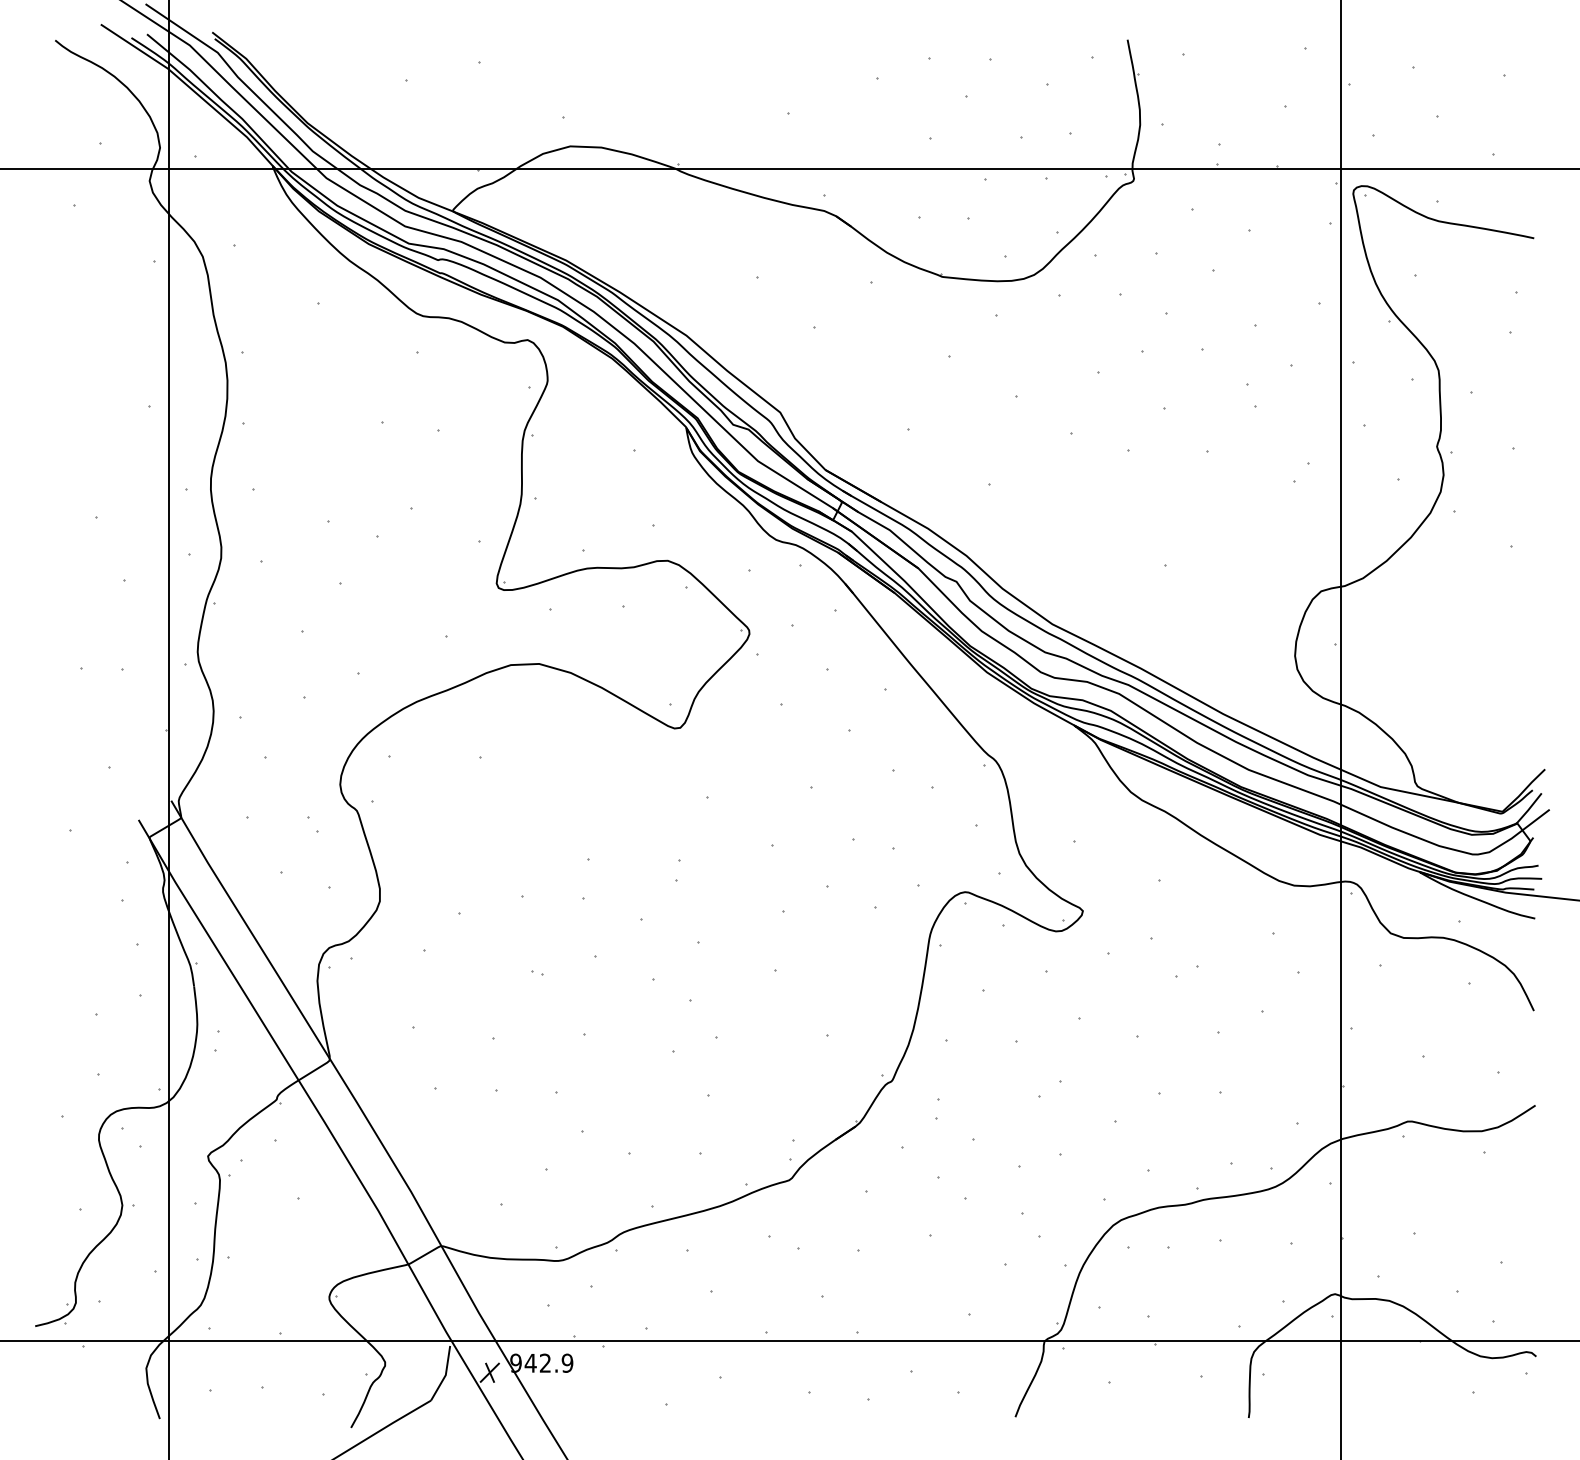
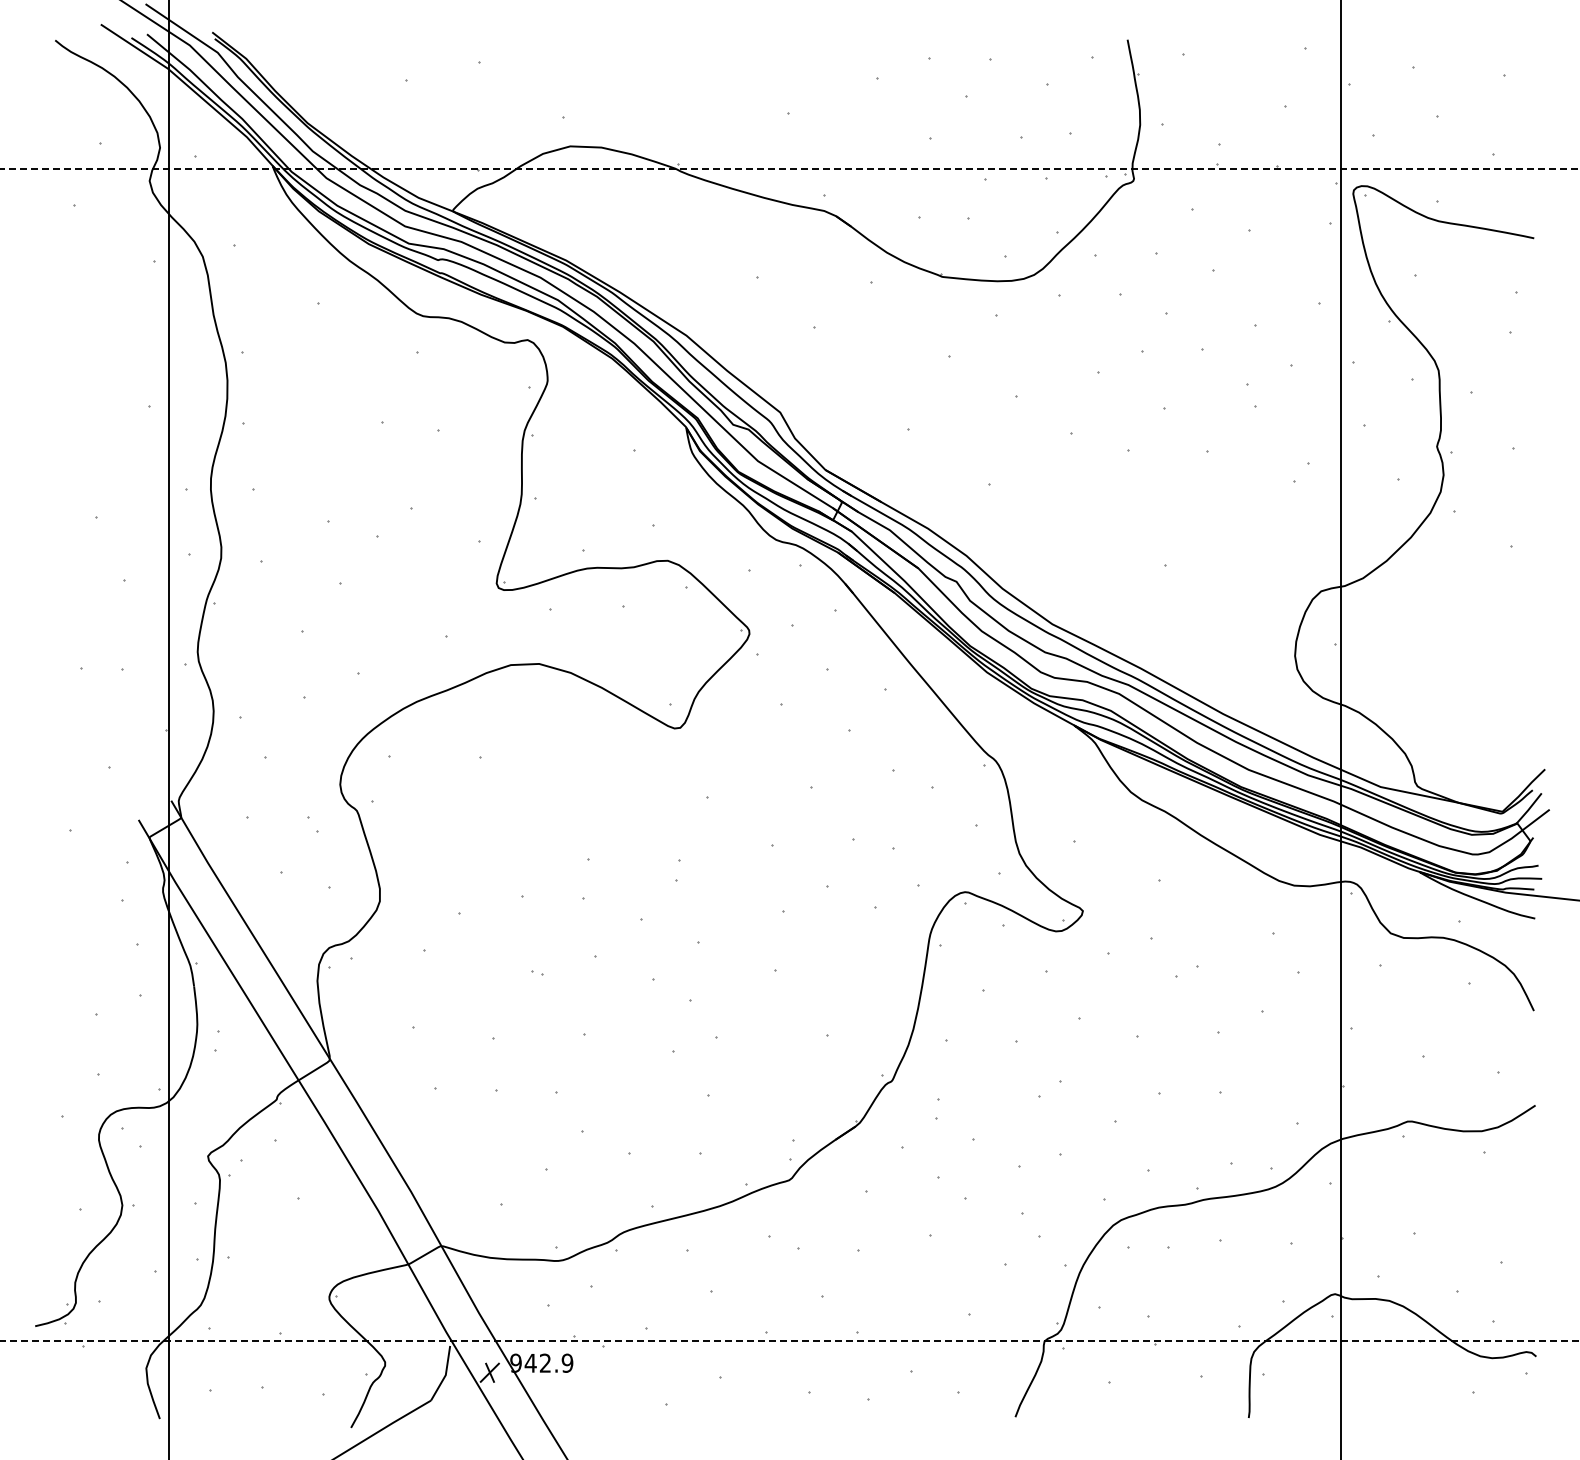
line: solid -> dashed (790, 168)
line: solid -> dashed (789, 1340)
